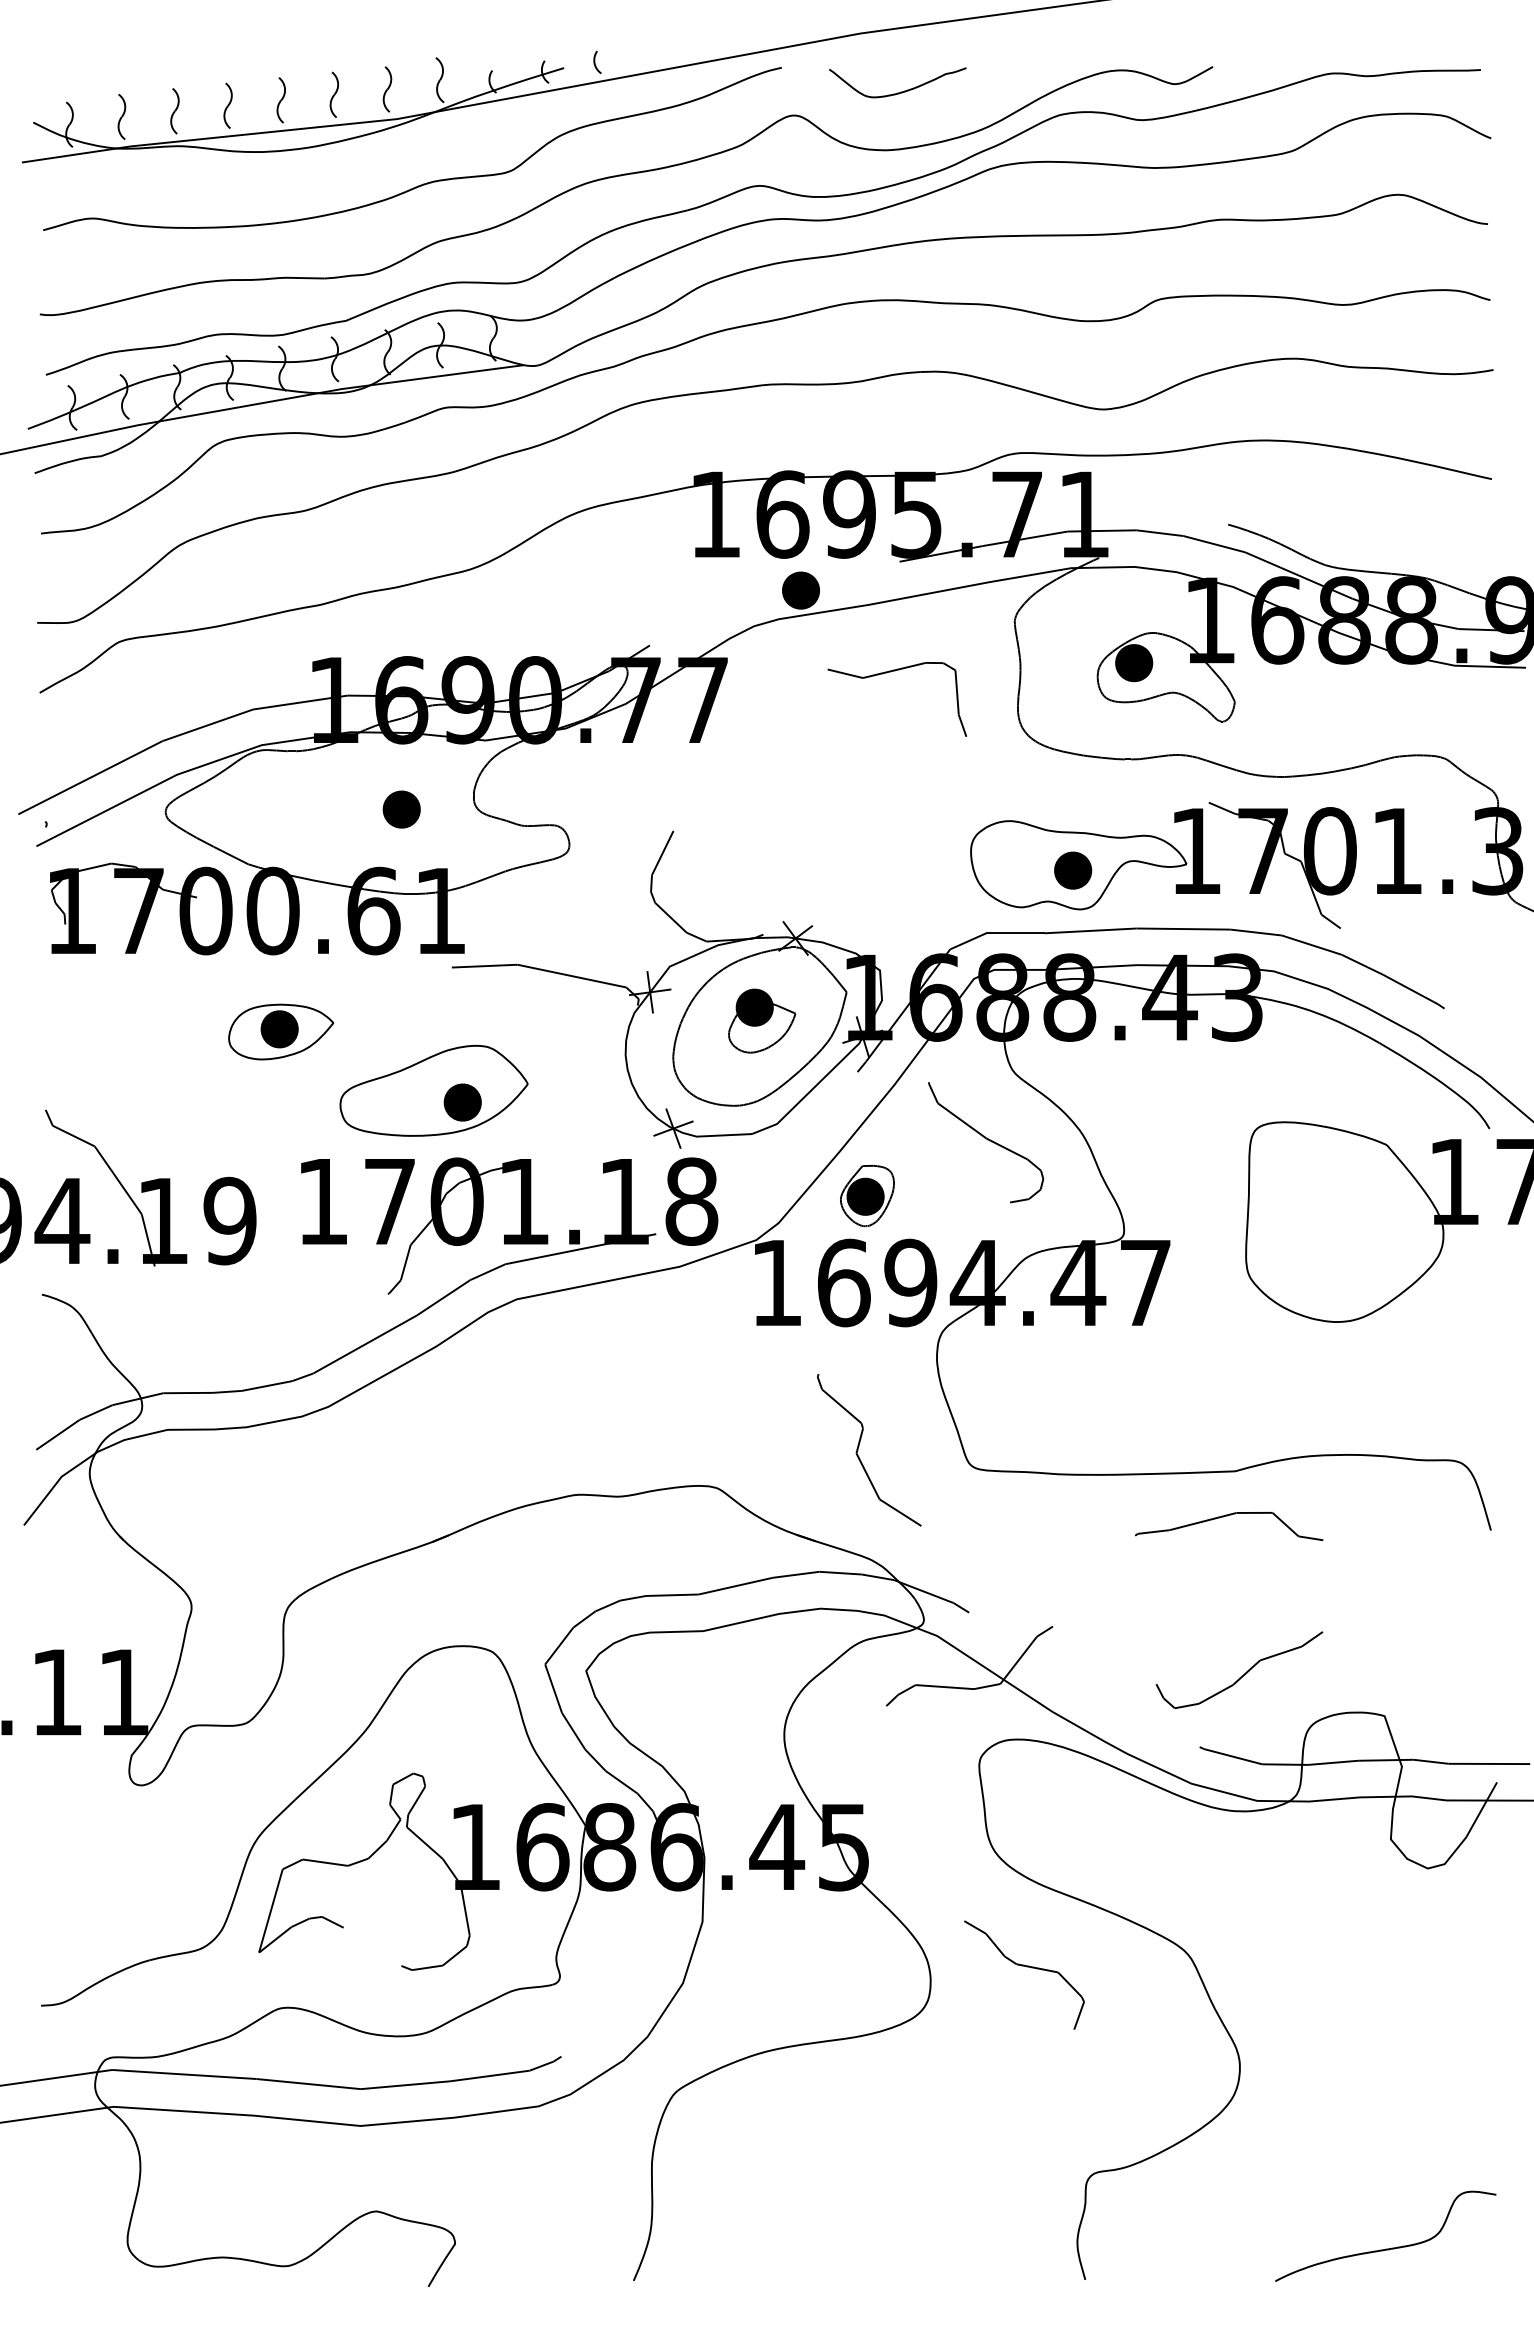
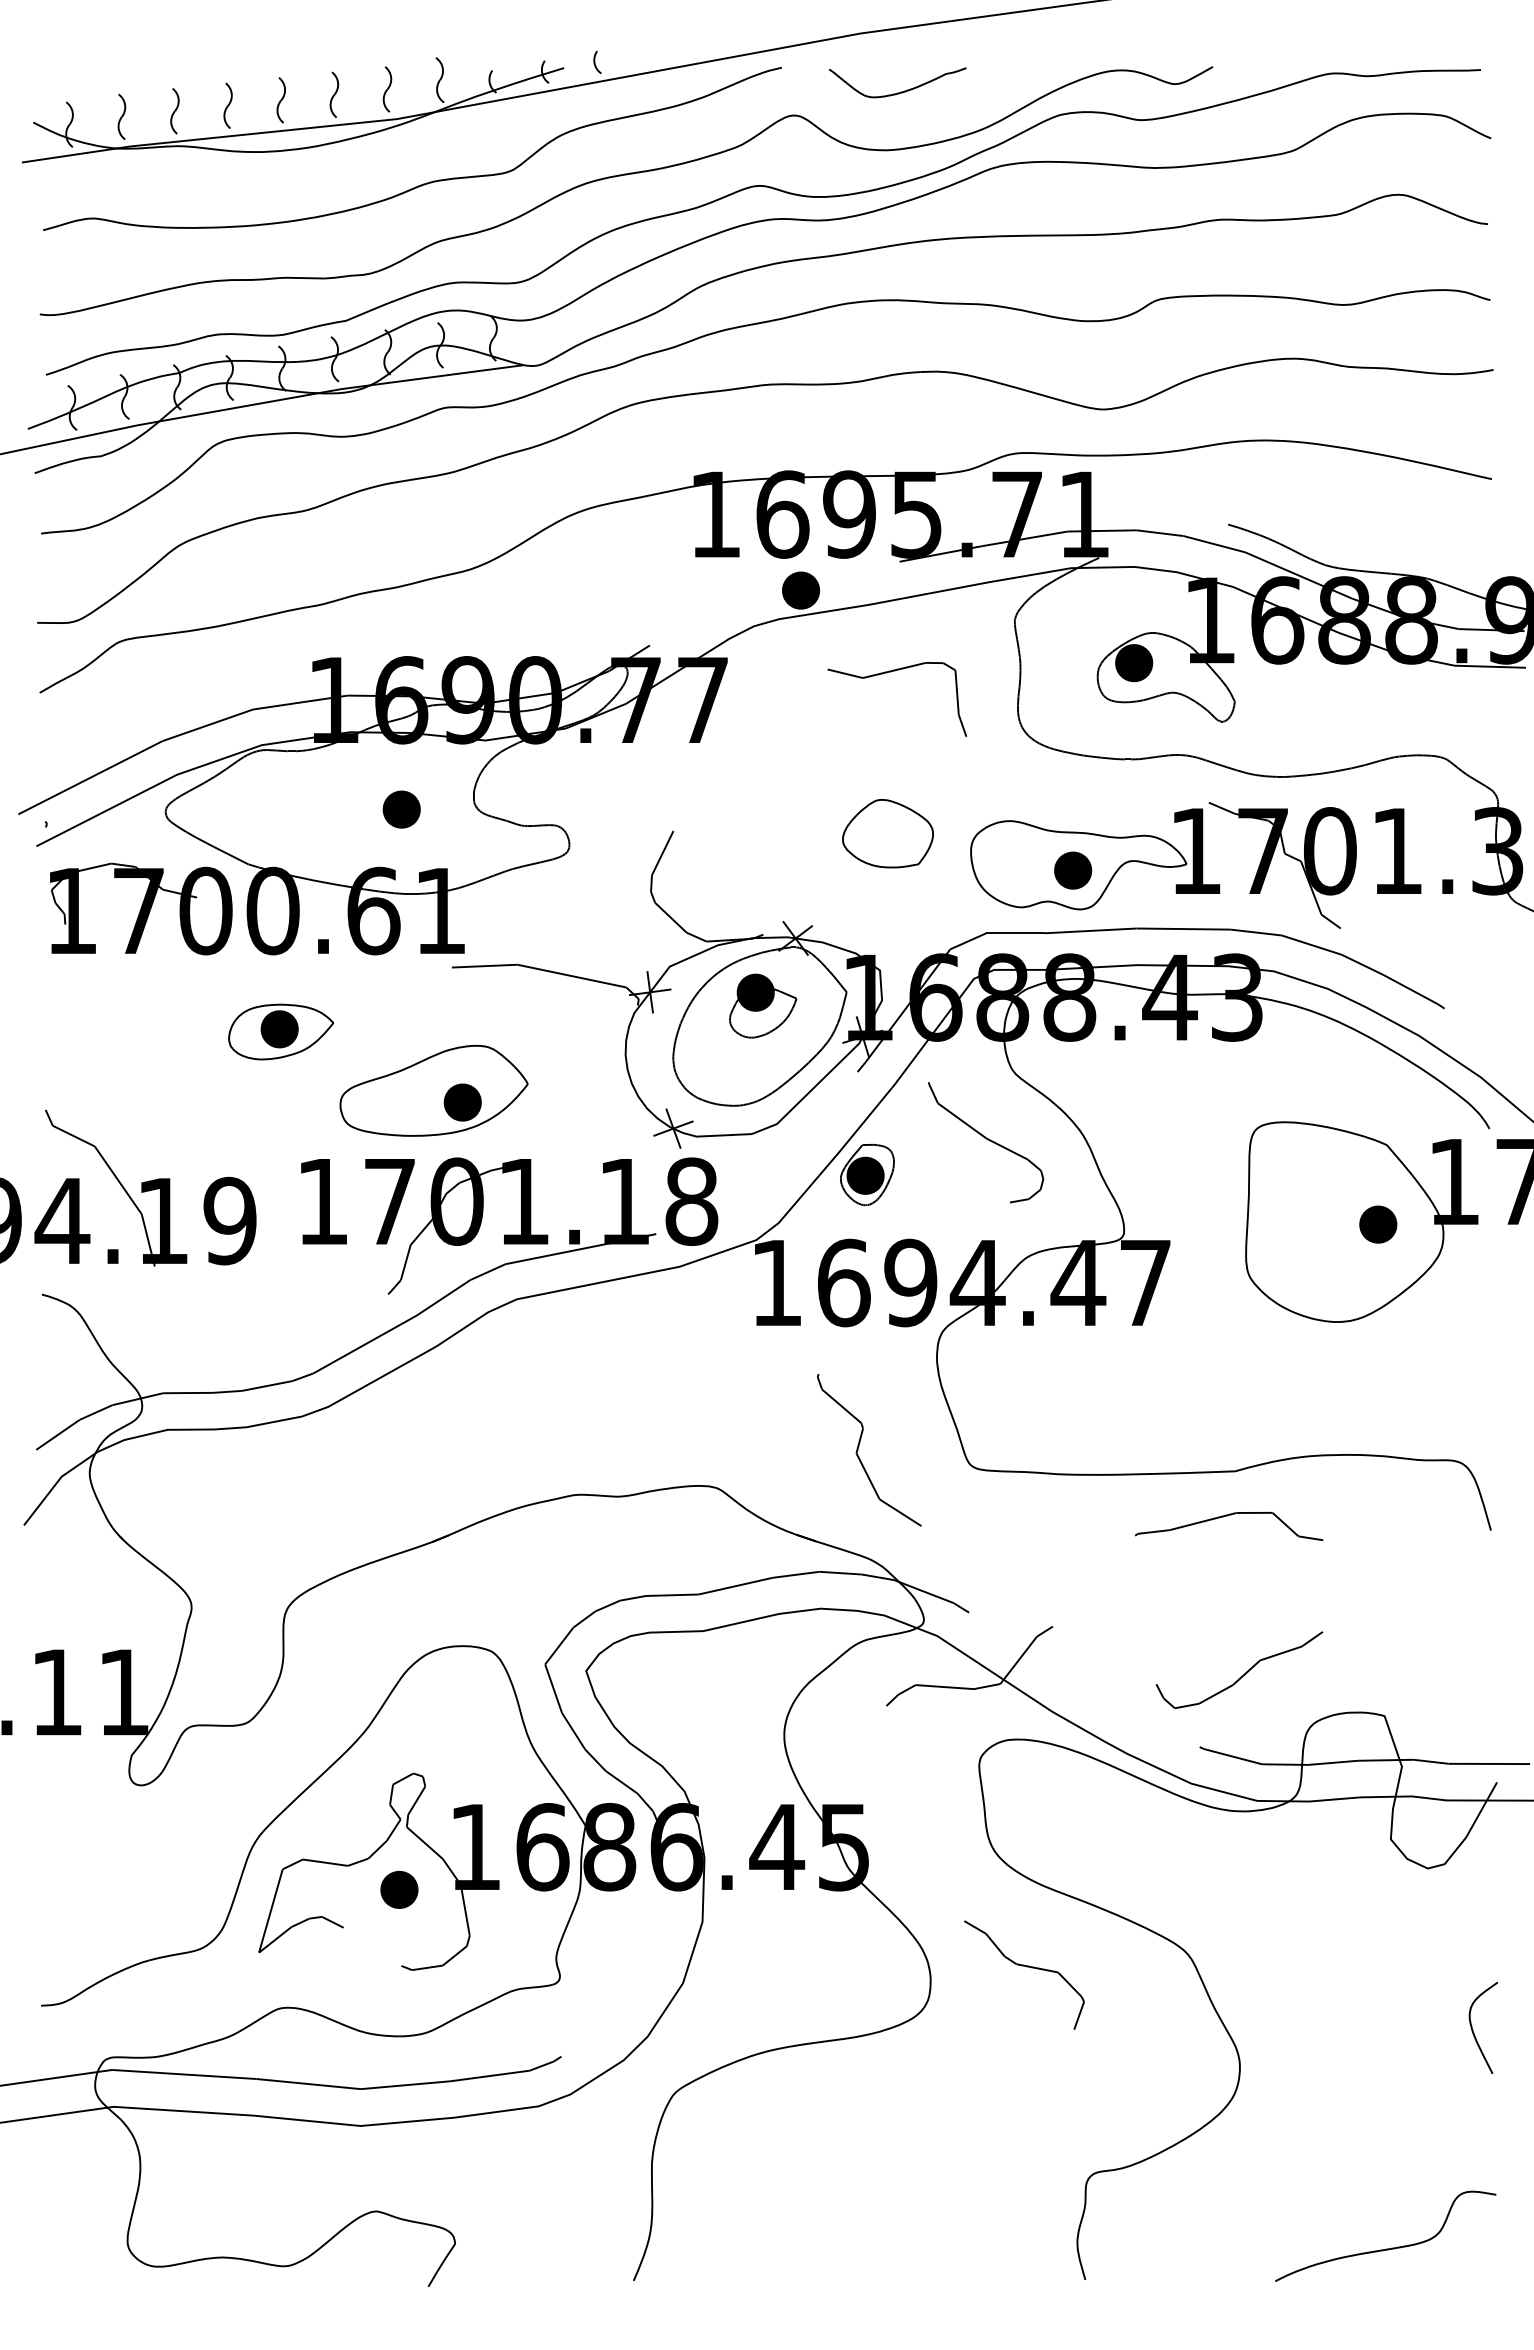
part: none -> present (887, 833)
part position: (762, 1020) -> (763, 1005) (763, 1005)
part position: (867, 1195) -> (867, 1174) (867, 1174)
part: none -> present (1378, 1224)
part: none -> present (399, 1889)
curve: none -> present (1473, 2029)
